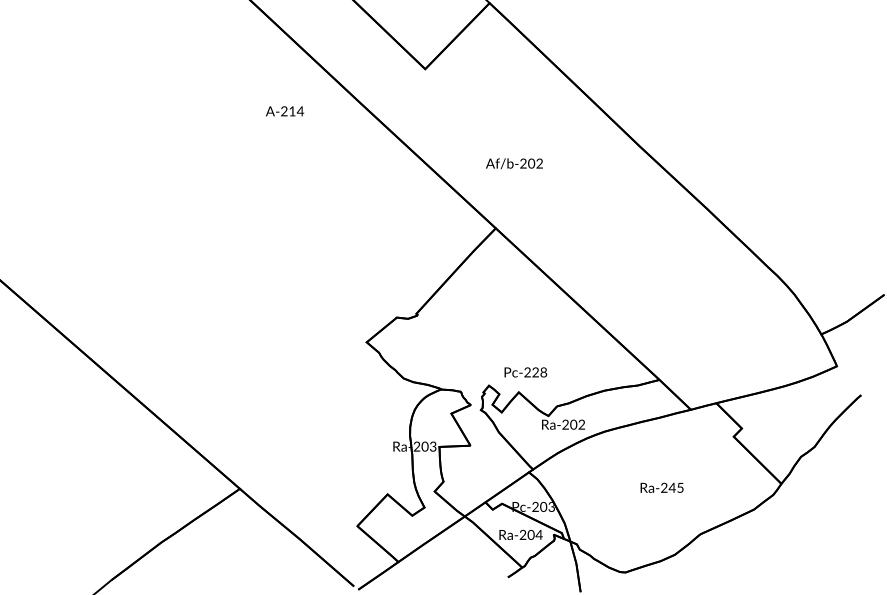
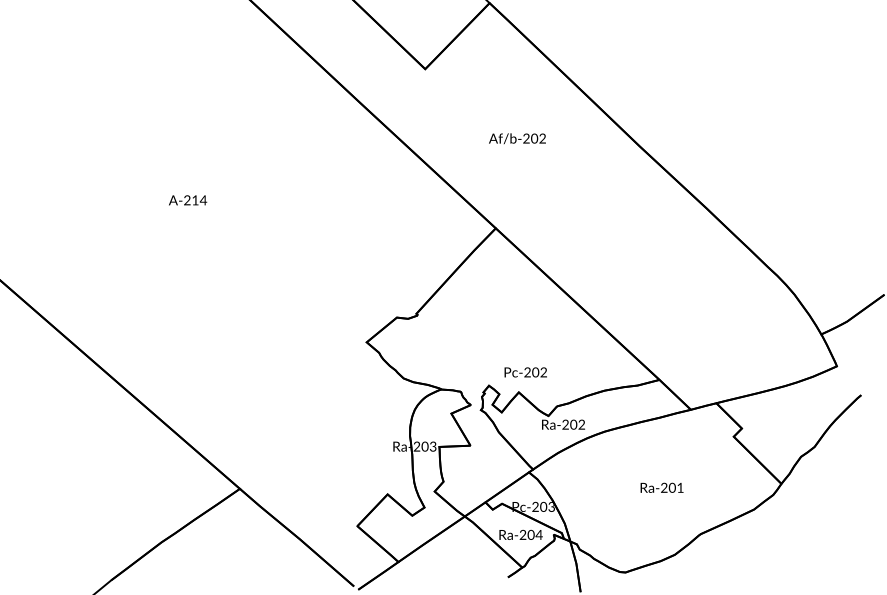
text position: (285, 111) -> (188, 200) (188, 200)
text position: (514, 163) -> (517, 138) (517, 138)
text: Pc-228 -> Pc-202 (539, 372)
text: Ra-245 -> Ra-201 (675, 487)
